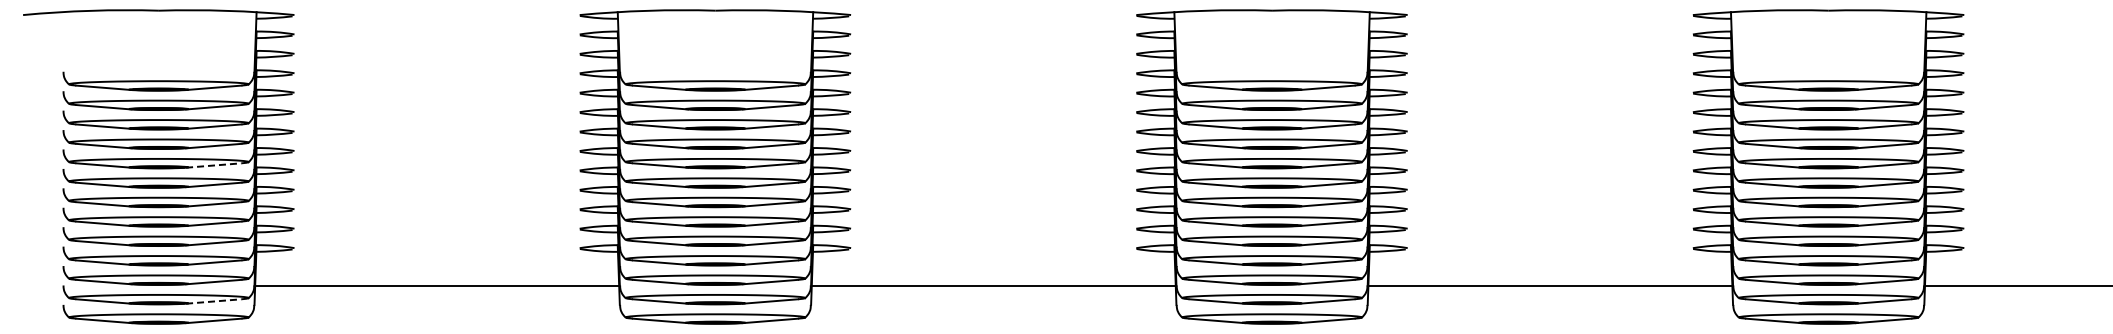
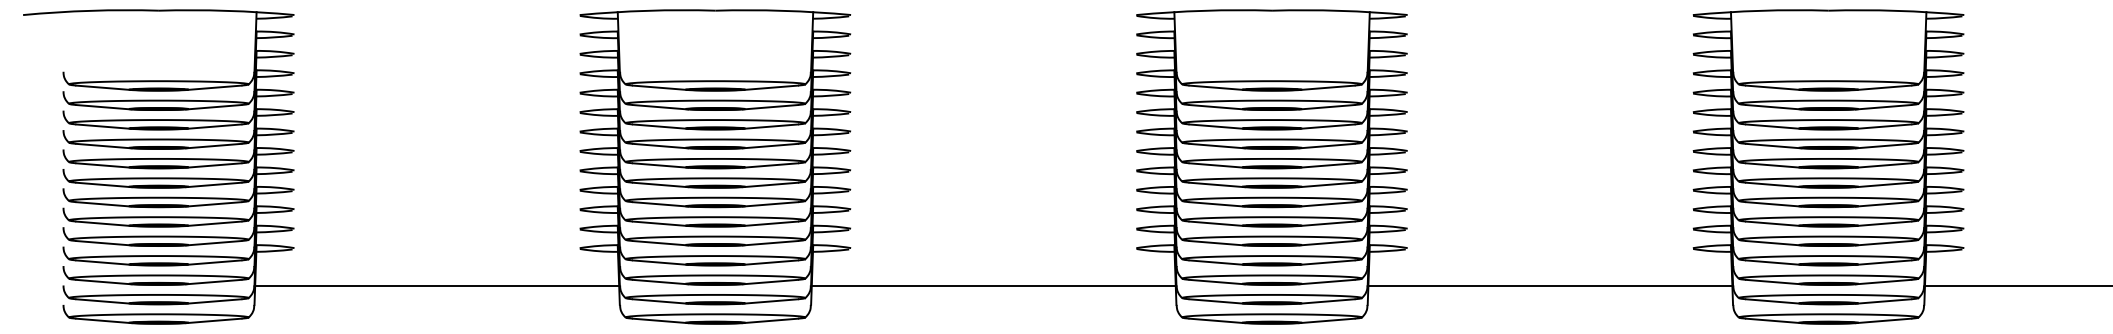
line: dashed -> solid (213, 165)
line: dashed -> solid (213, 301)
